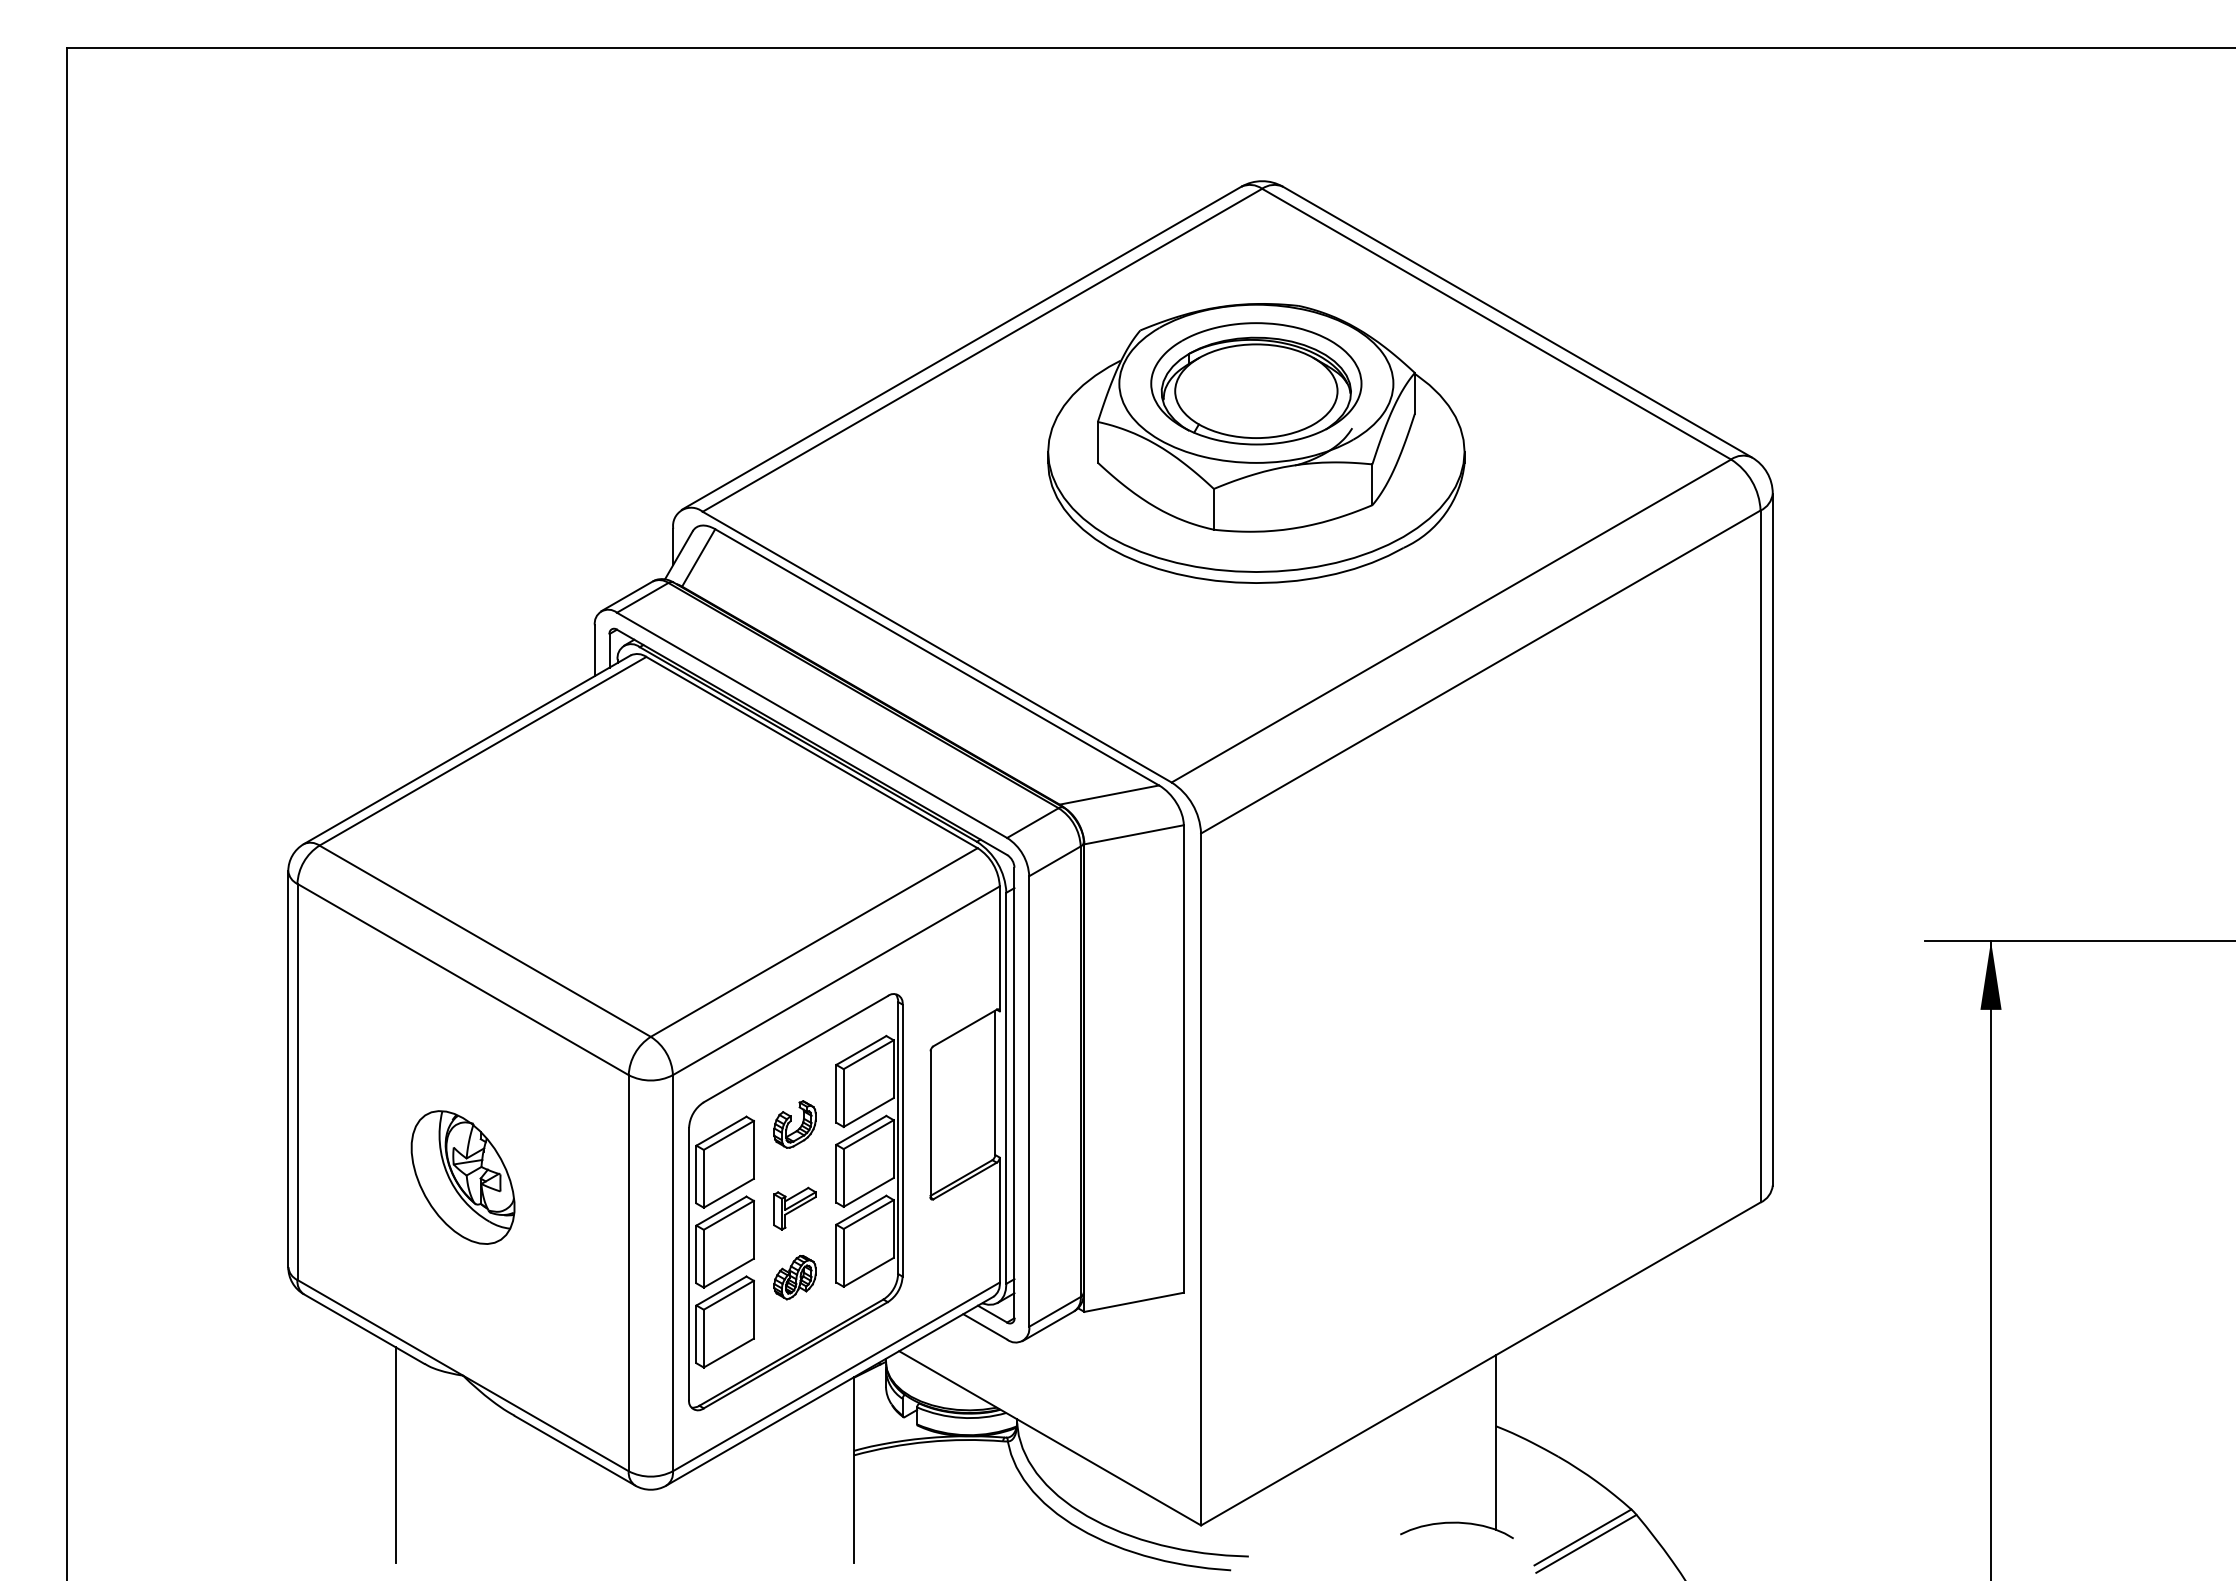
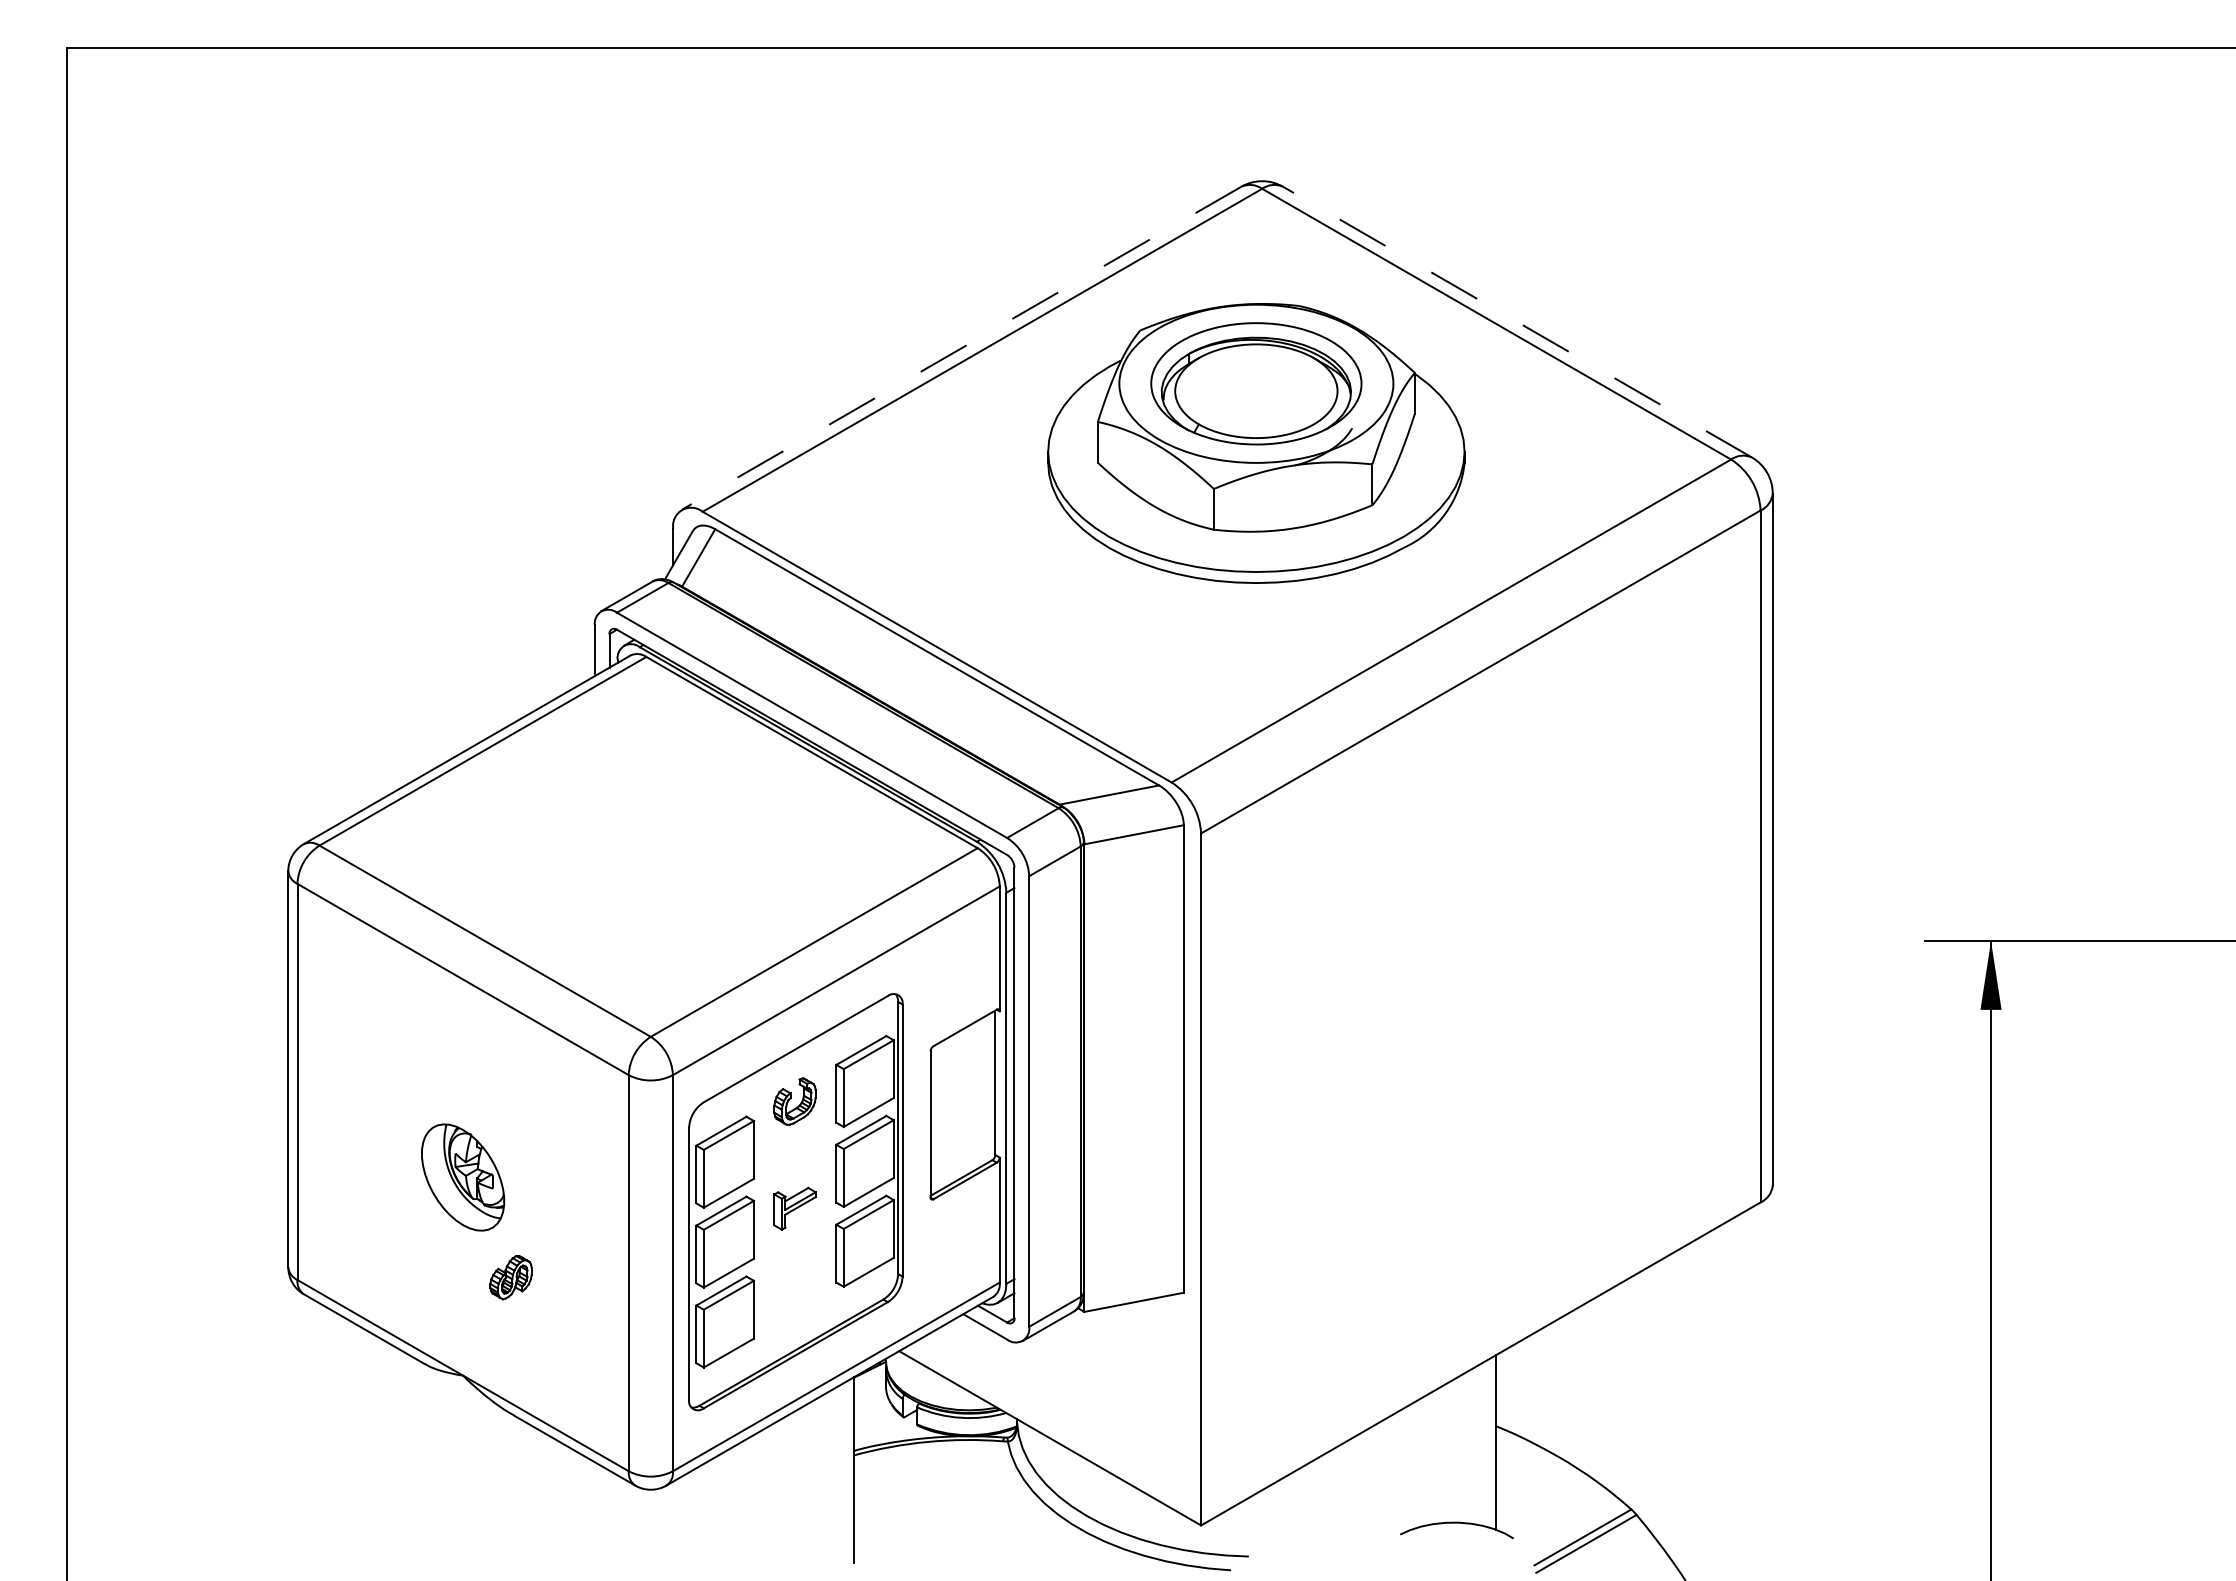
line: solid -> dashed (1517, 322)
line: solid -> dashed (961, 348)
part position: (794, 1124) -> (794, 1101) (794, 1101)
part size: 106x135 px -> 85x109 px (463, 1177)
part position: (794, 1277) -> (510, 1277) (510, 1277)
line: present -> none (396, 1454)
